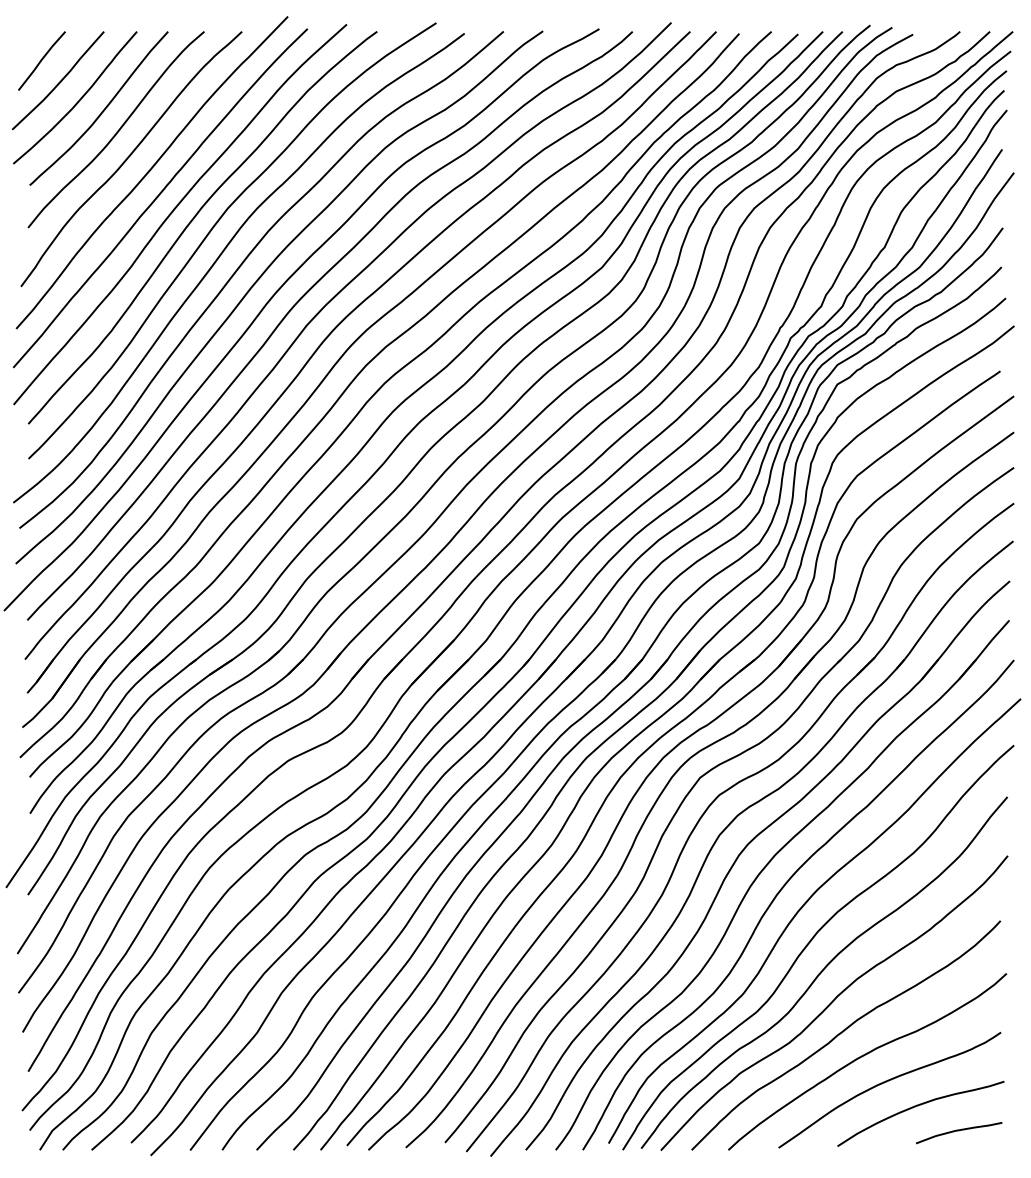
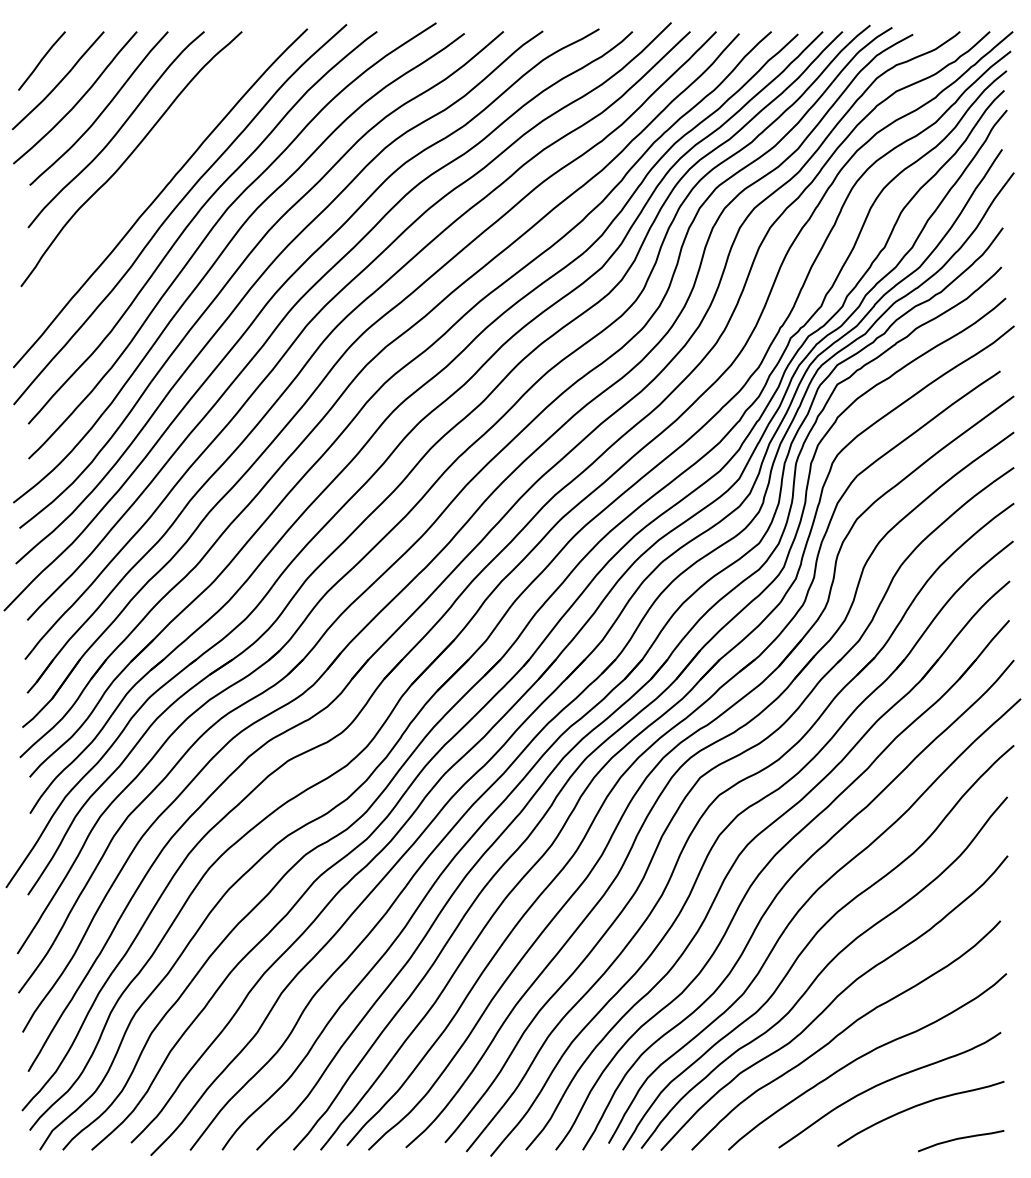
curve: present -> none (150, 171)
curve position: (959, 1131) -> (961, 1139) (961, 1139)
